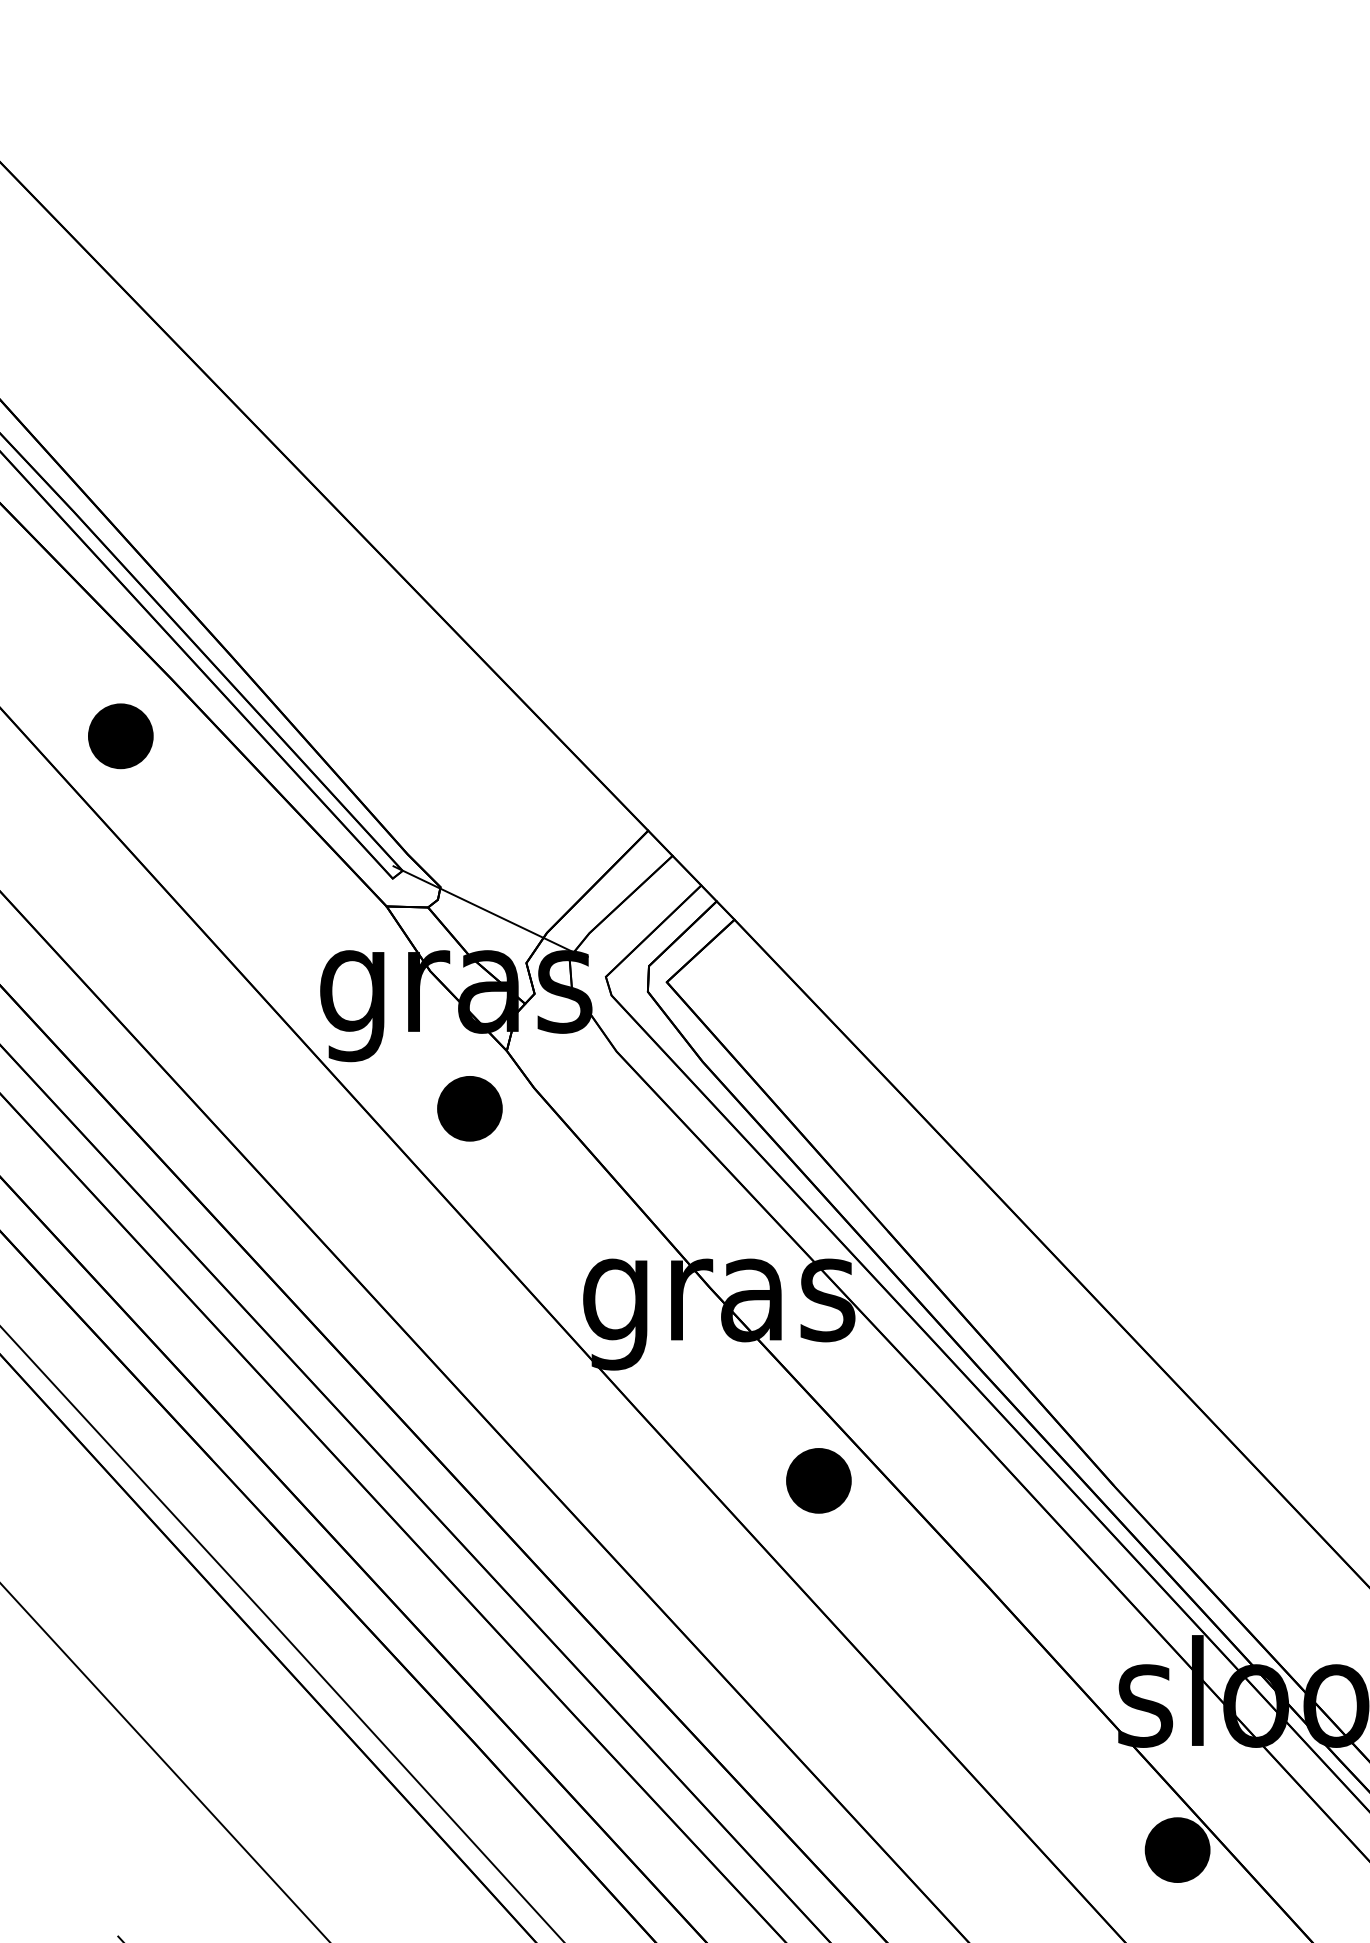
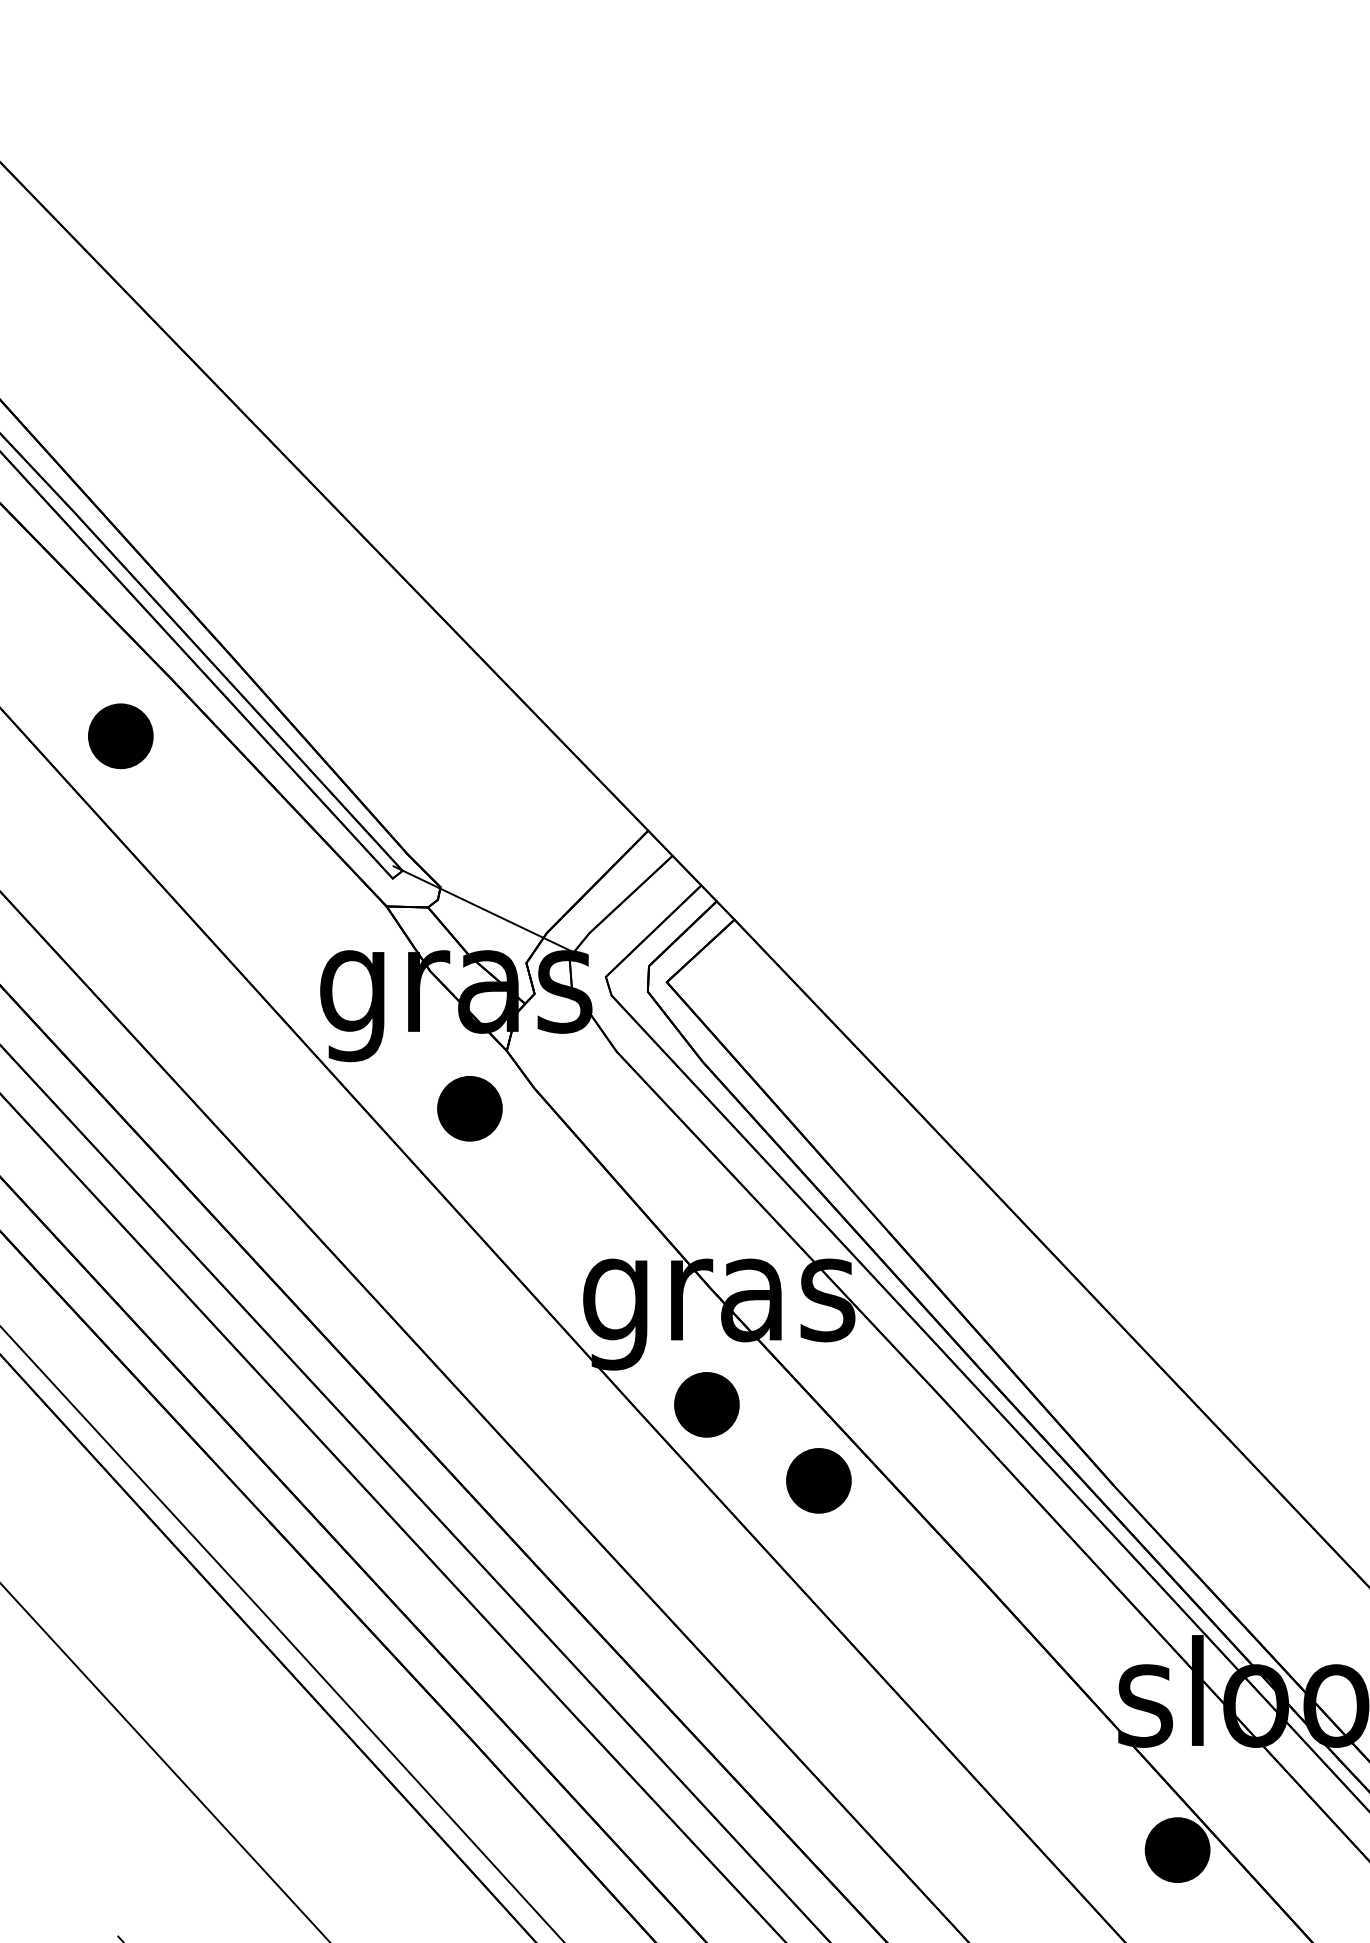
part: none -> present (706, 1404)
